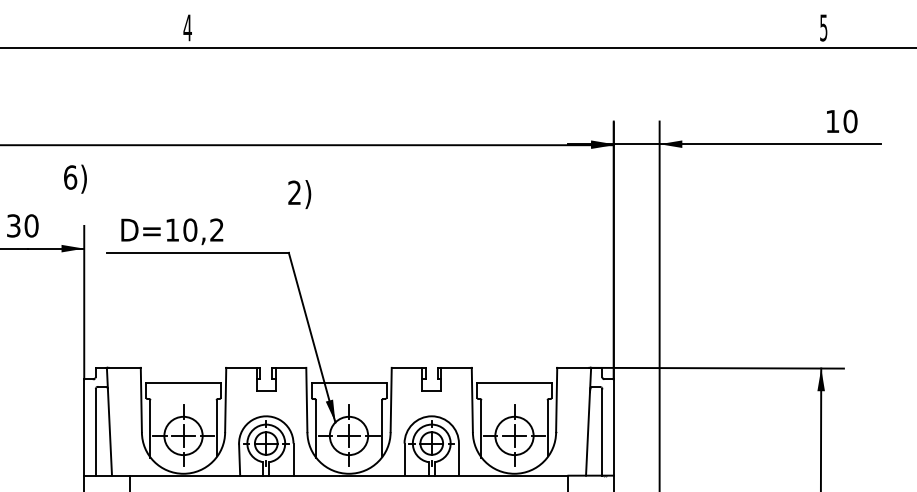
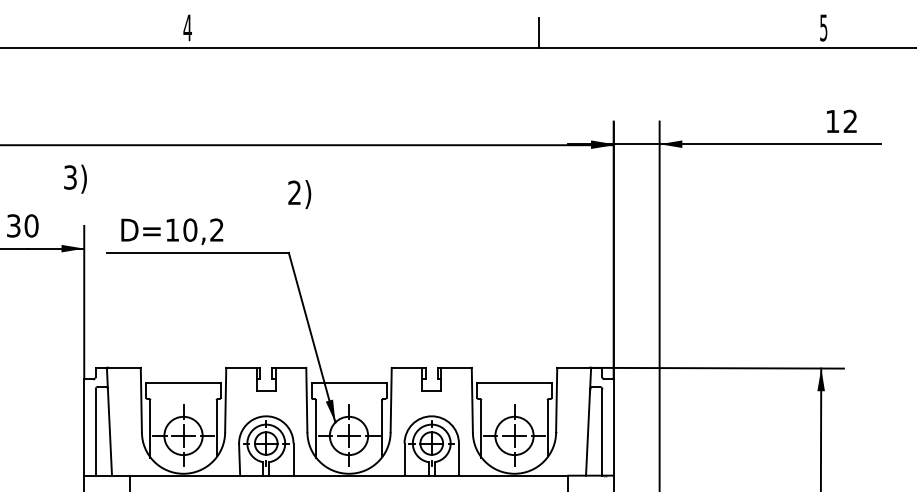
line: none -> present (539, 33)
text: 10 -> 12 (850, 121)
text: 6) -> 3) (70, 177)
